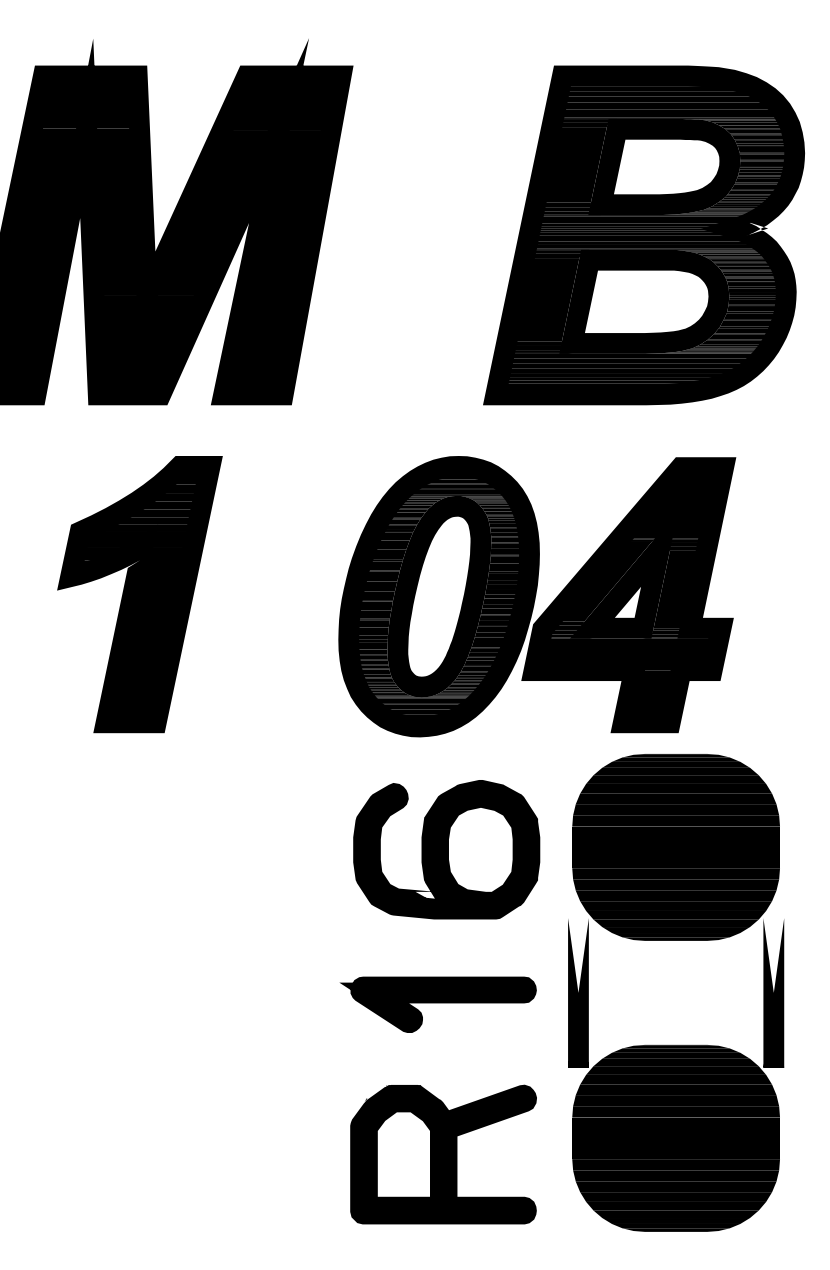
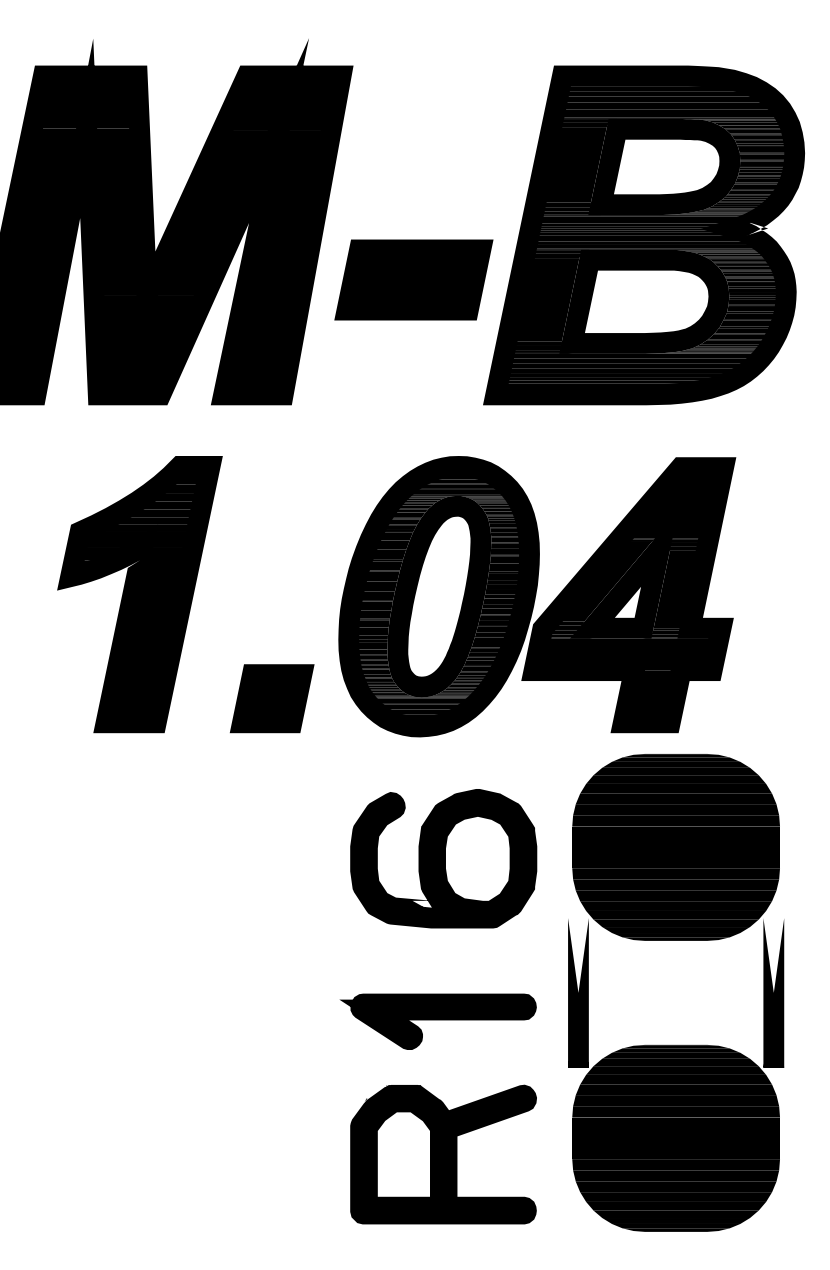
part: none -> present (413, 279)
part: none -> present (271, 698)
part position: (446, 849) -> (443, 858) (443, 858)
part position: (437, 1004) -> (437, 1021) (437, 1021)
